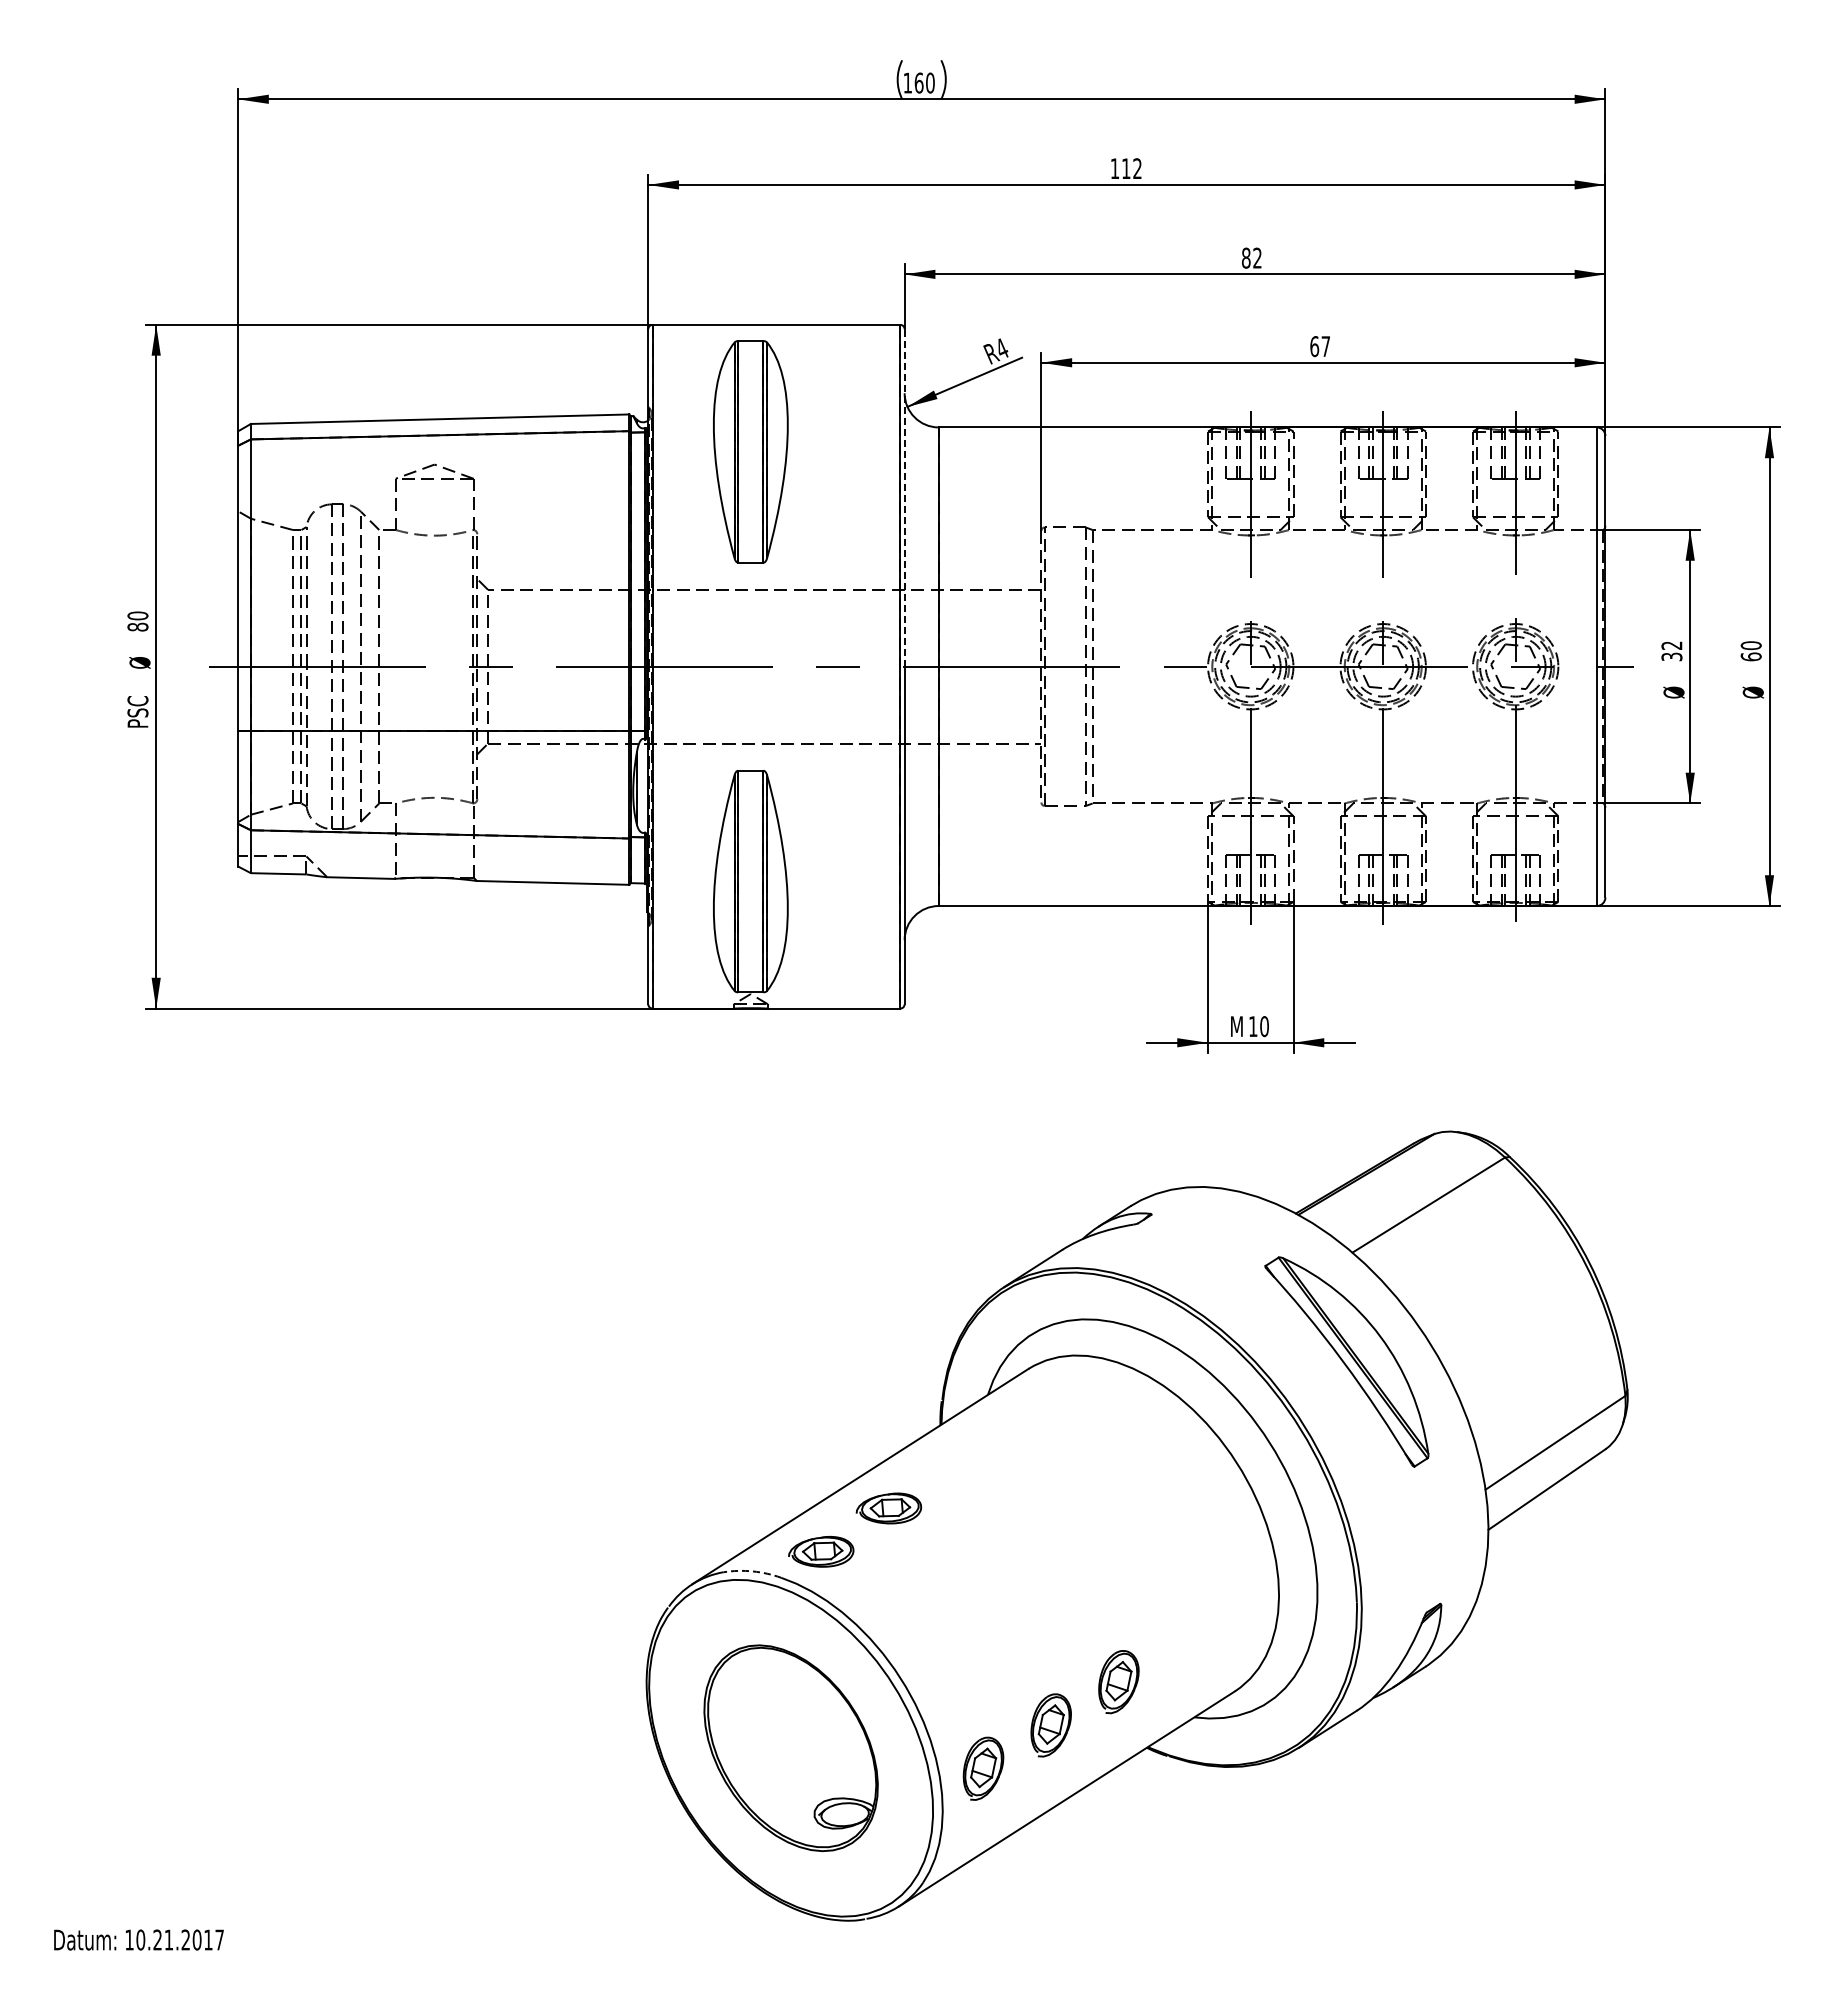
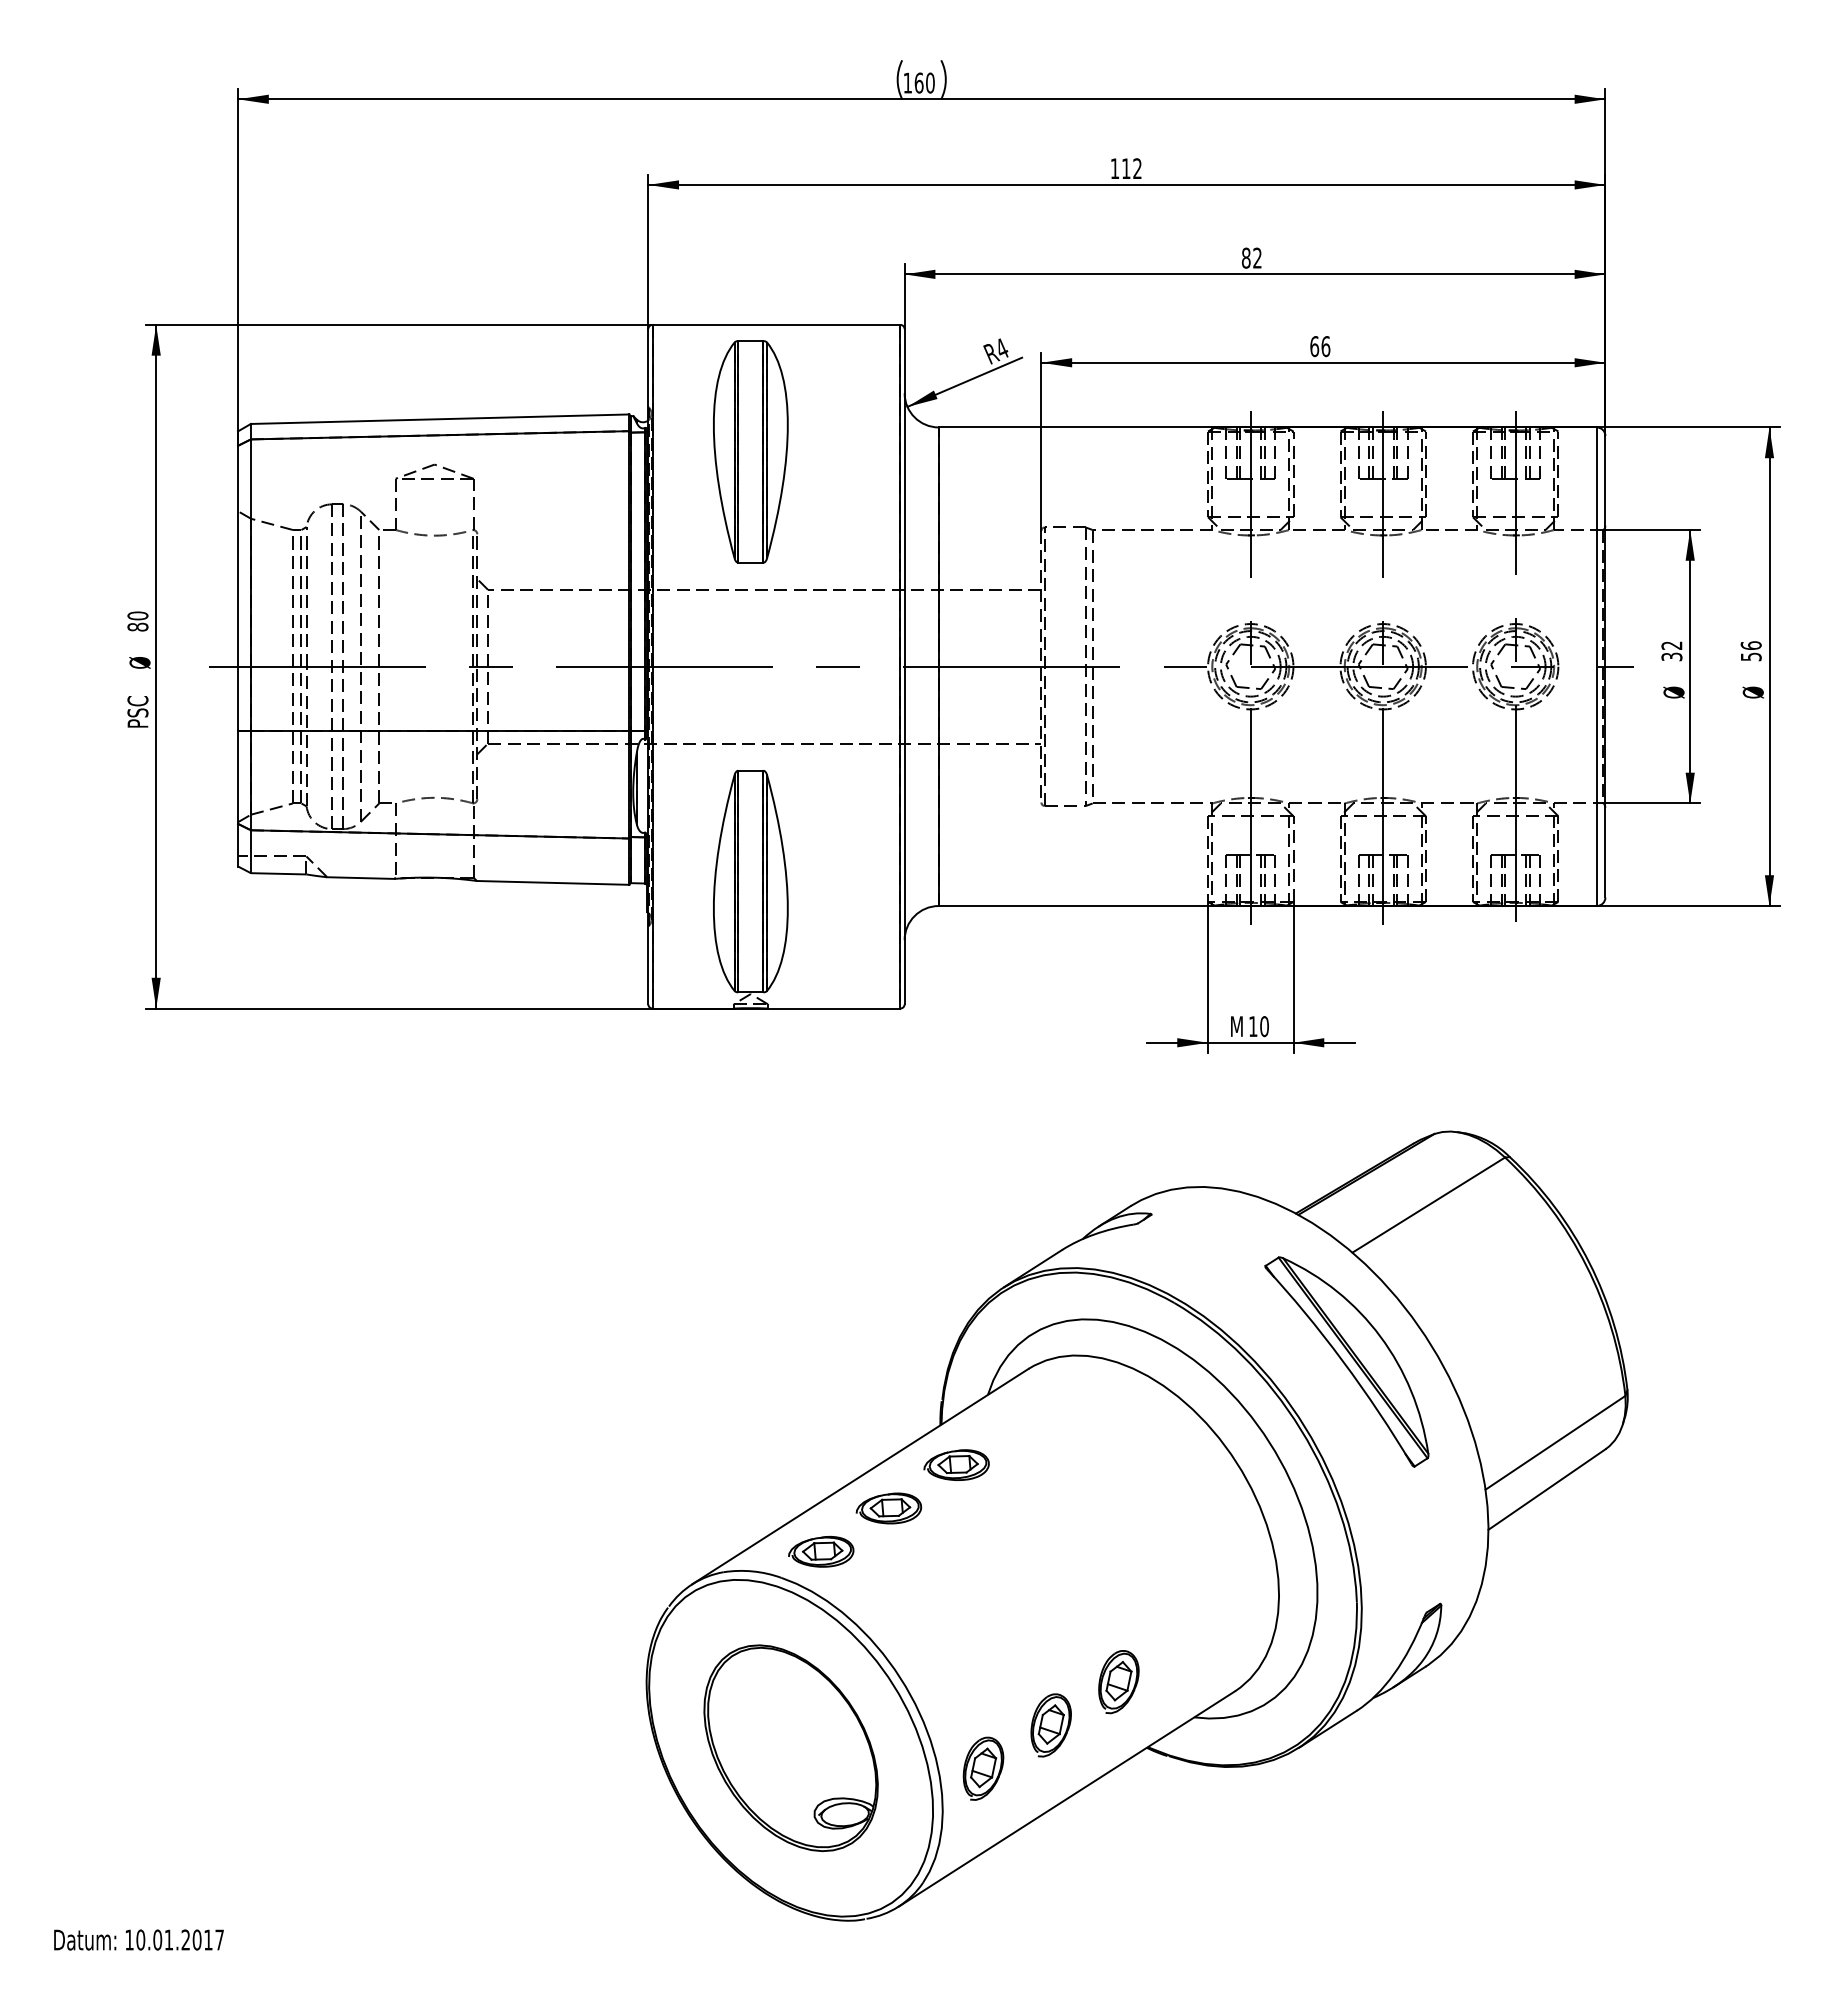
text: 67 -> 66 (1325, 346)
line: dashed -> solid (904, 497)
text: 60 -> 56 (1750, 651)
part: none -> present (956, 1464)
arc: dashed -> solid (752, 1571)
text: 10.21.2017 -> 10.01.2017 (157, 1939)
